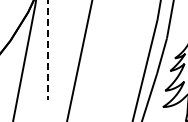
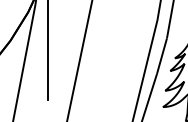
line: dashed -> solid (48, 50)
